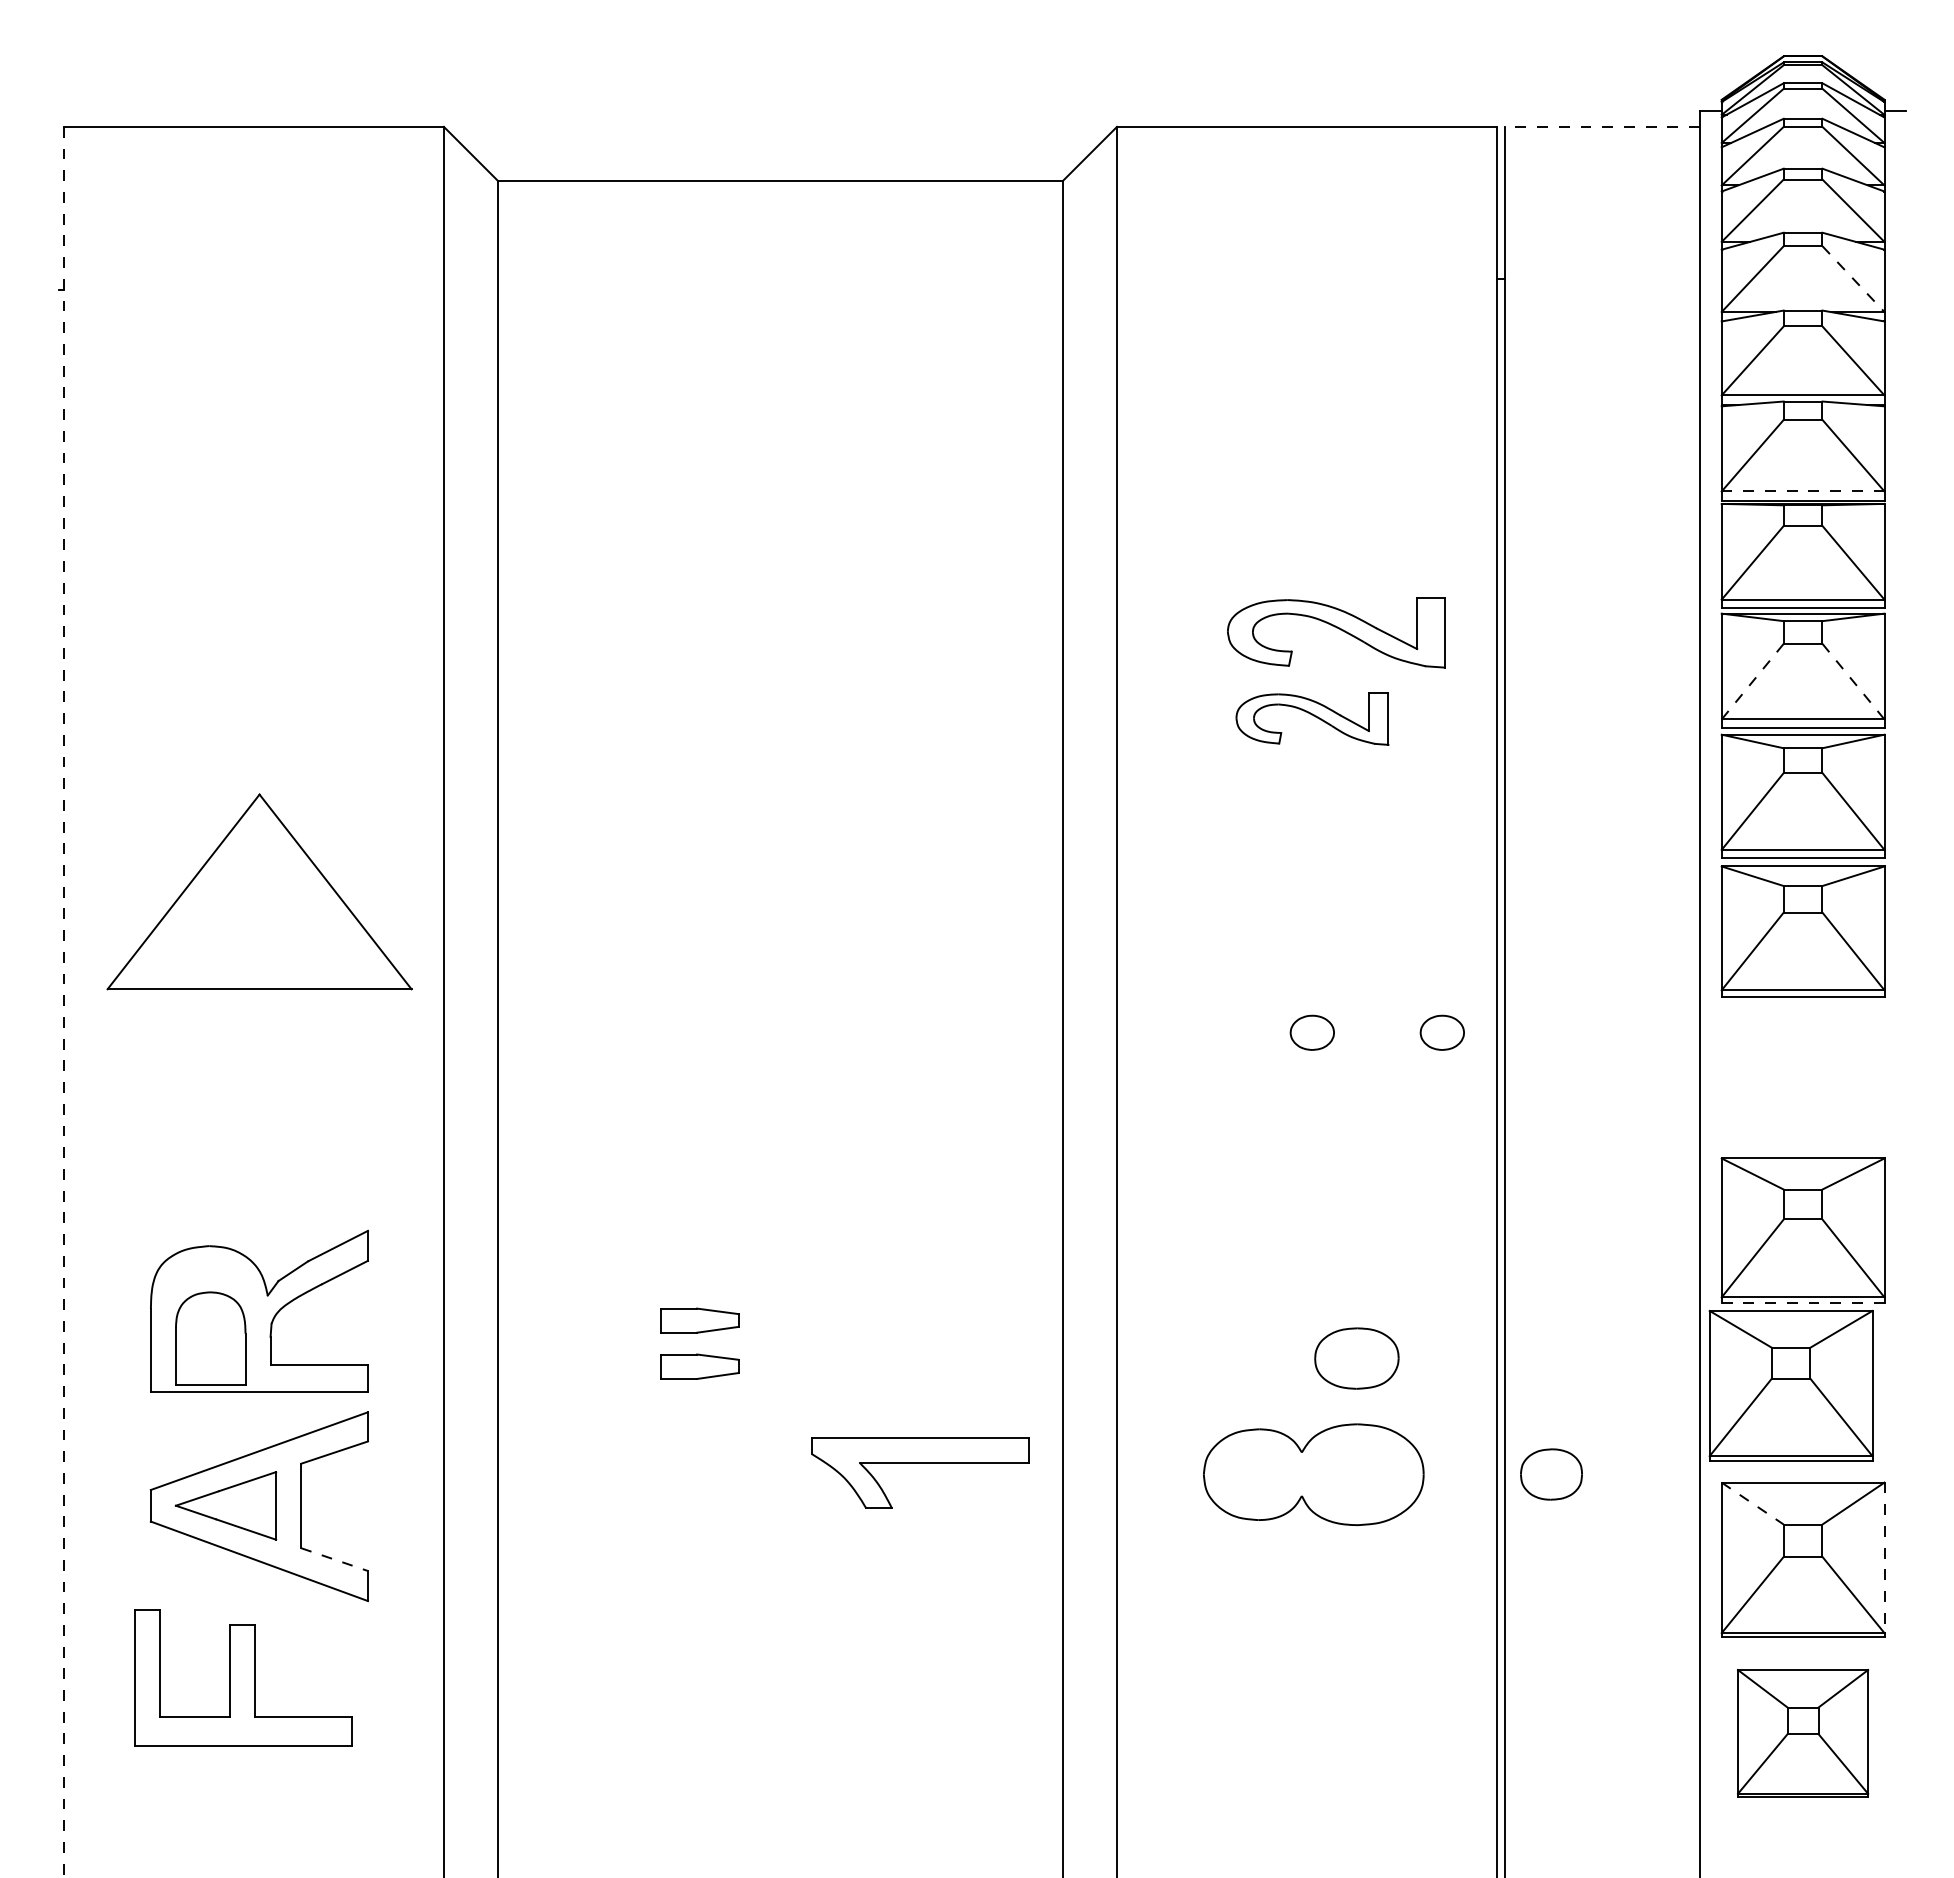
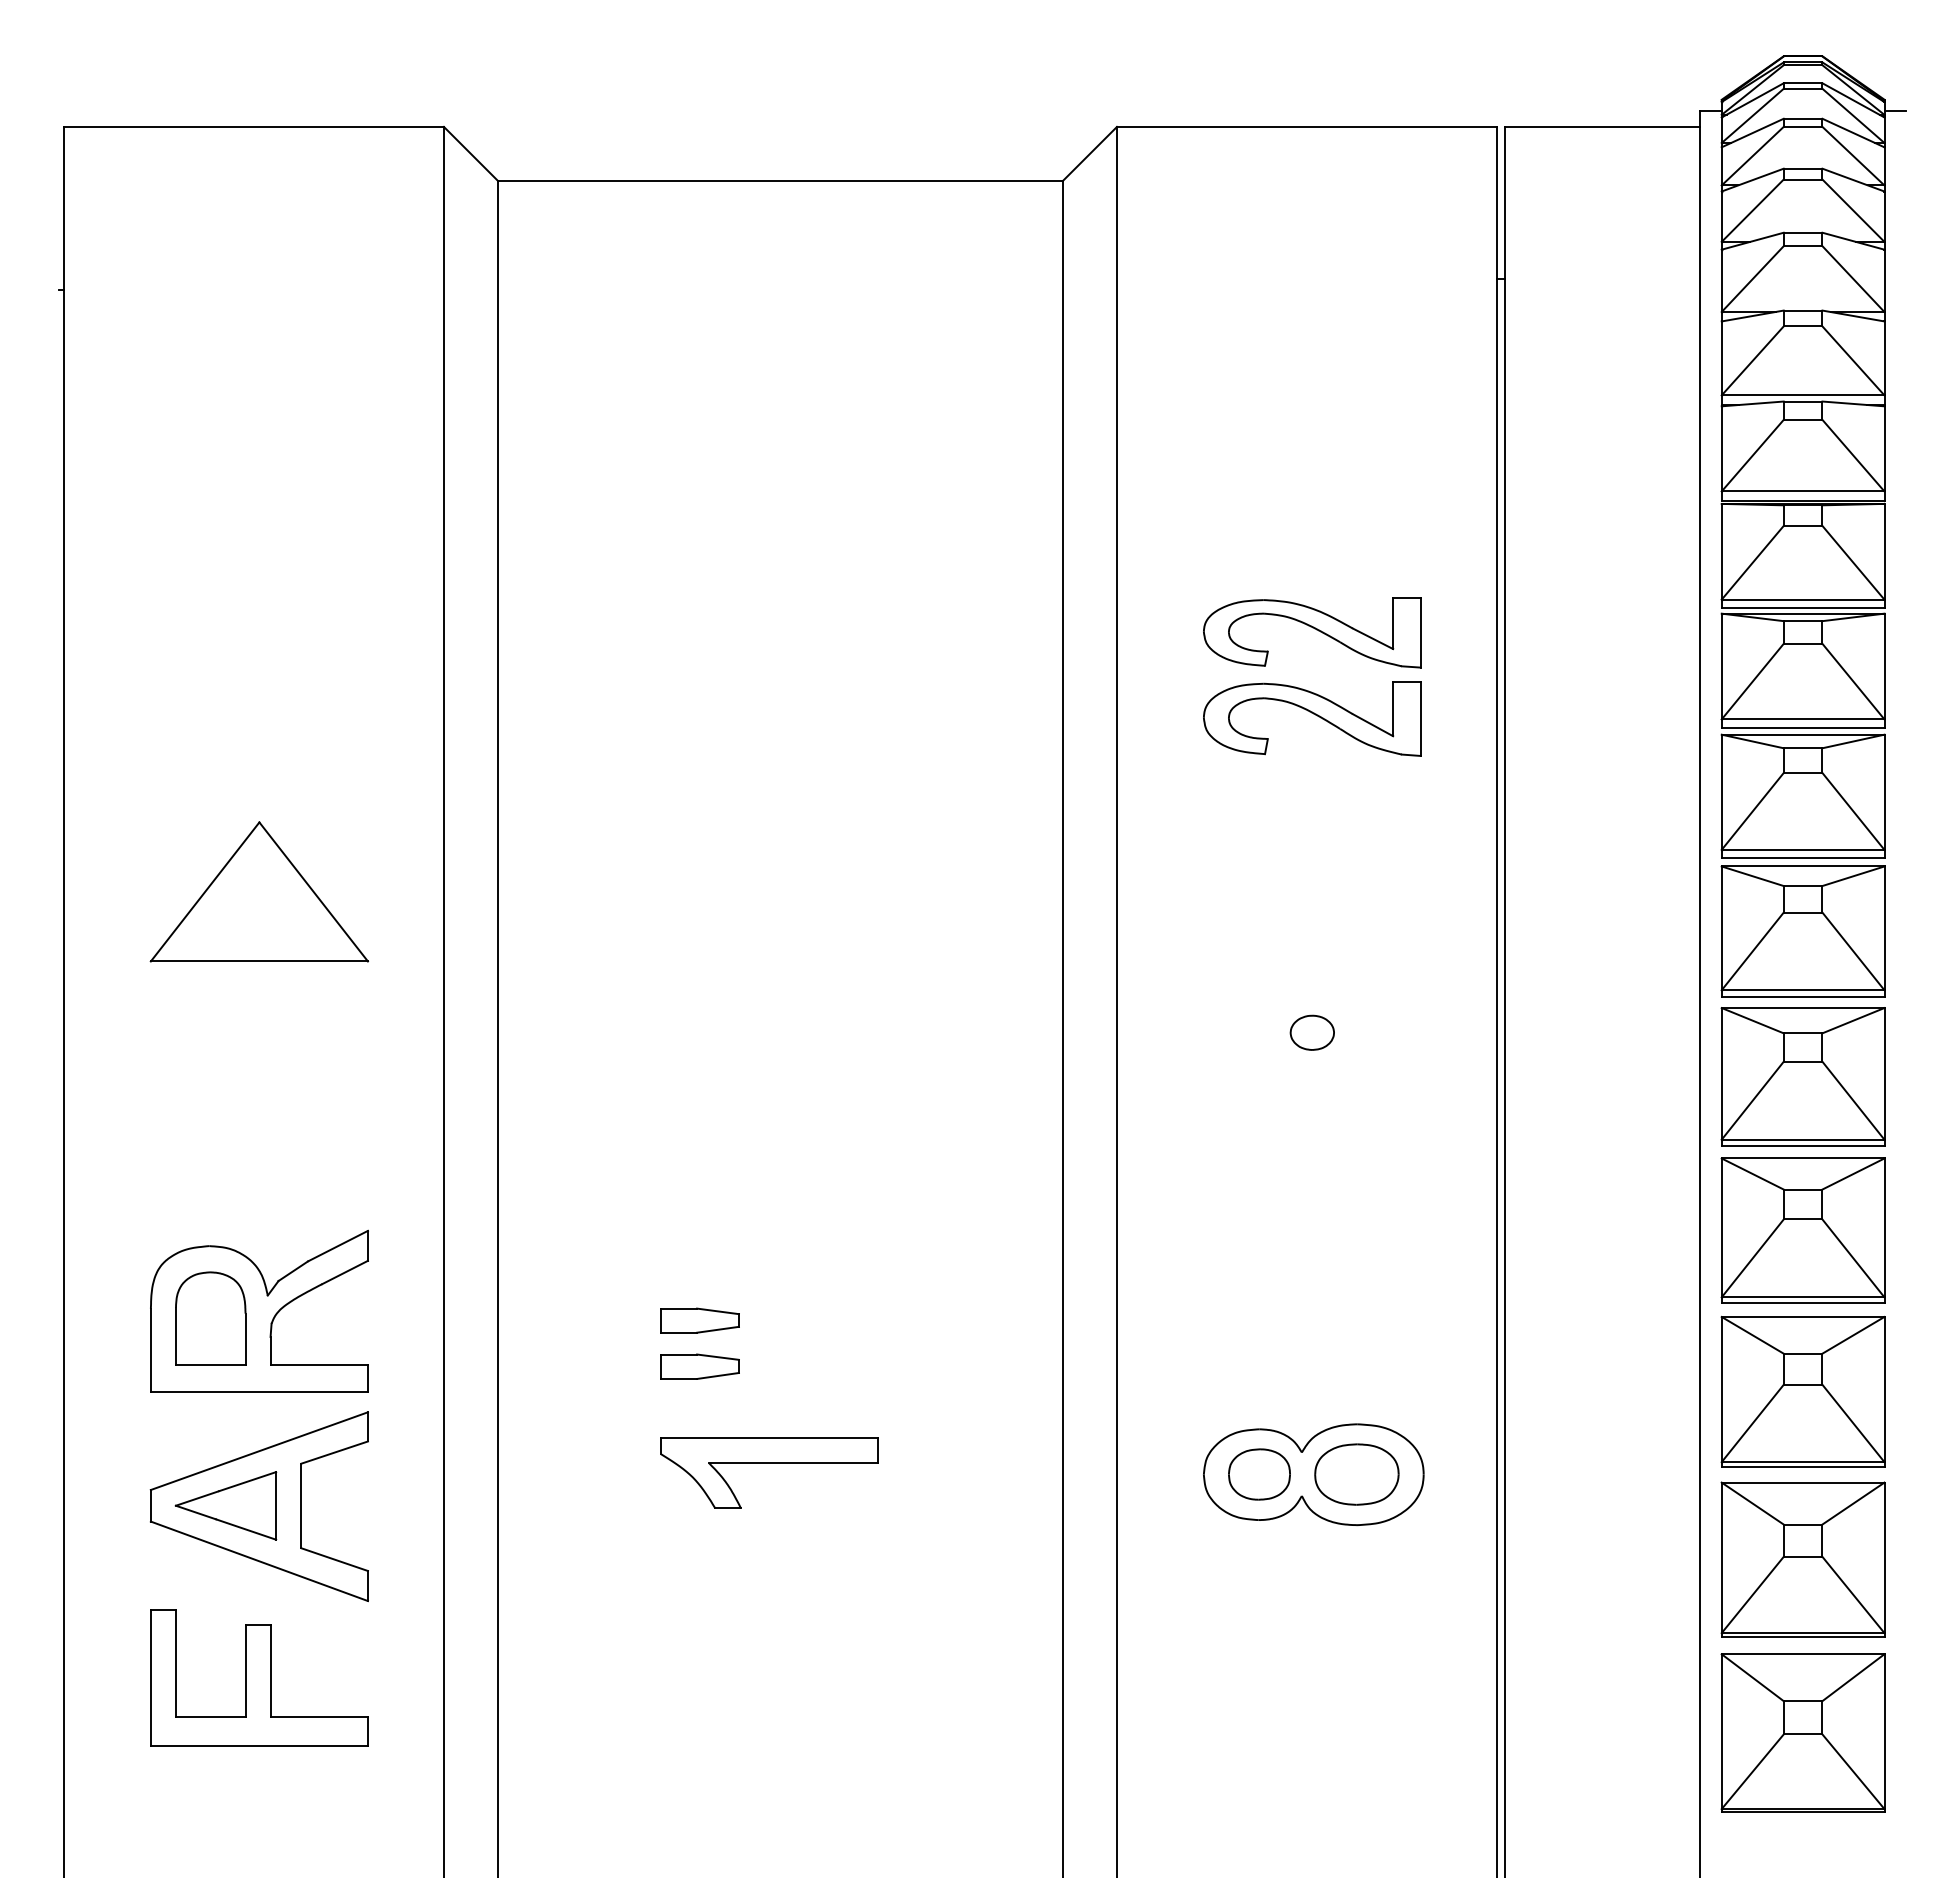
line: dashed -> solid (1602, 126)
line: dashed -> solid (1853, 279)
line: dashed -> solid (1802, 491)
part position: (1336, 632) -> (1312, 632) (1312, 632)
line: dashed -> solid (1752, 681)
line: dashed -> solid (1853, 681)
part size: 155x54 px -> 219x76 px (1312, 718)
part size: 307x198 px -> 220x142 px (258, 891)
line: dashed -> solid (64, 1001)
part: present -> none (1441, 1032)
part: none -> present (1802, 1076)
line: dashed -> solid (1802, 1302)
part position: (210, 1338) -> (210, 1318) (210, 1318)
part position: (1356, 1358) -> (1356, 1474) (1356, 1474)
part position: (1790, 1385) -> (1802, 1391) (1802, 1391)
part position: (920, 1463) -> (769, 1463) (769, 1463)
part position: (1551, 1474) -> (1259, 1474) (1259, 1474)
line: dashed -> solid (1753, 1503)
line: dashed -> solid (1884, 1558)
line: dashed -> solid (335, 1559)
part position: (243, 1677) -> (259, 1677) (259, 1677)
part size: 133x130 px -> 166x160 px (1802, 1732)
